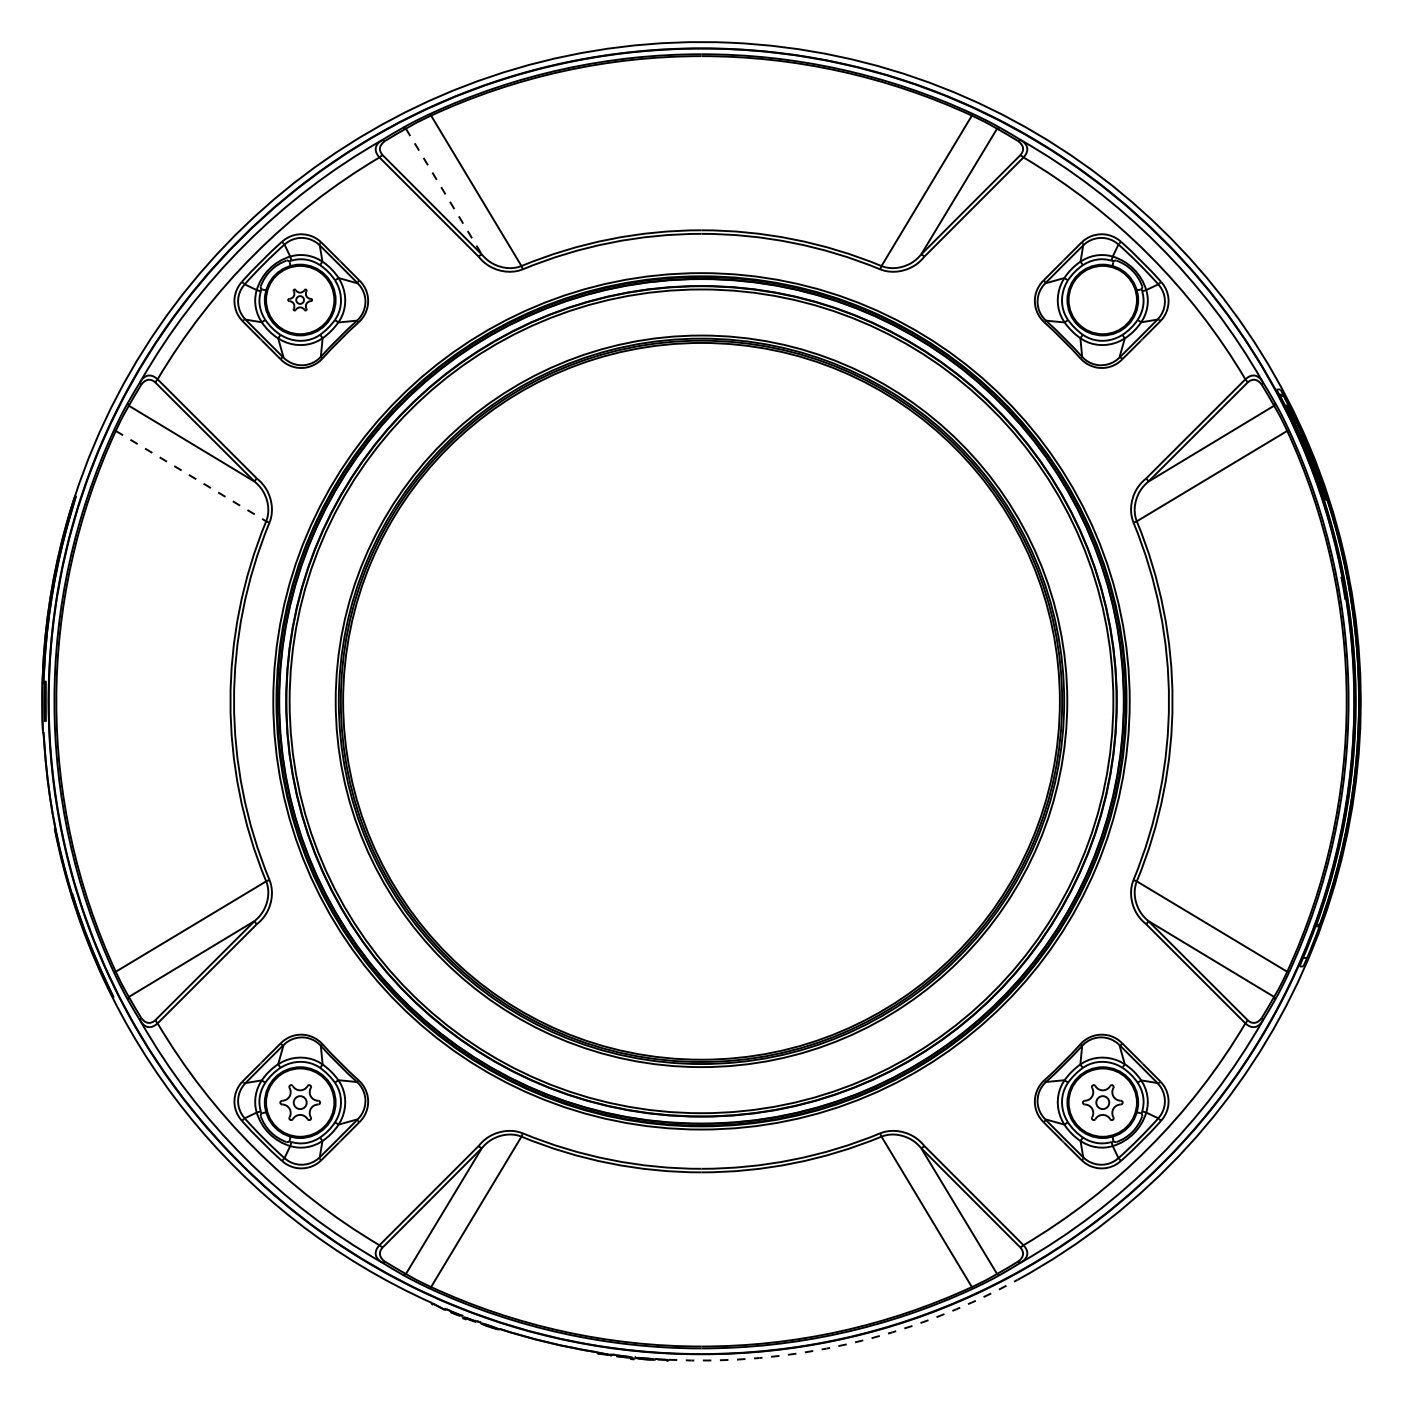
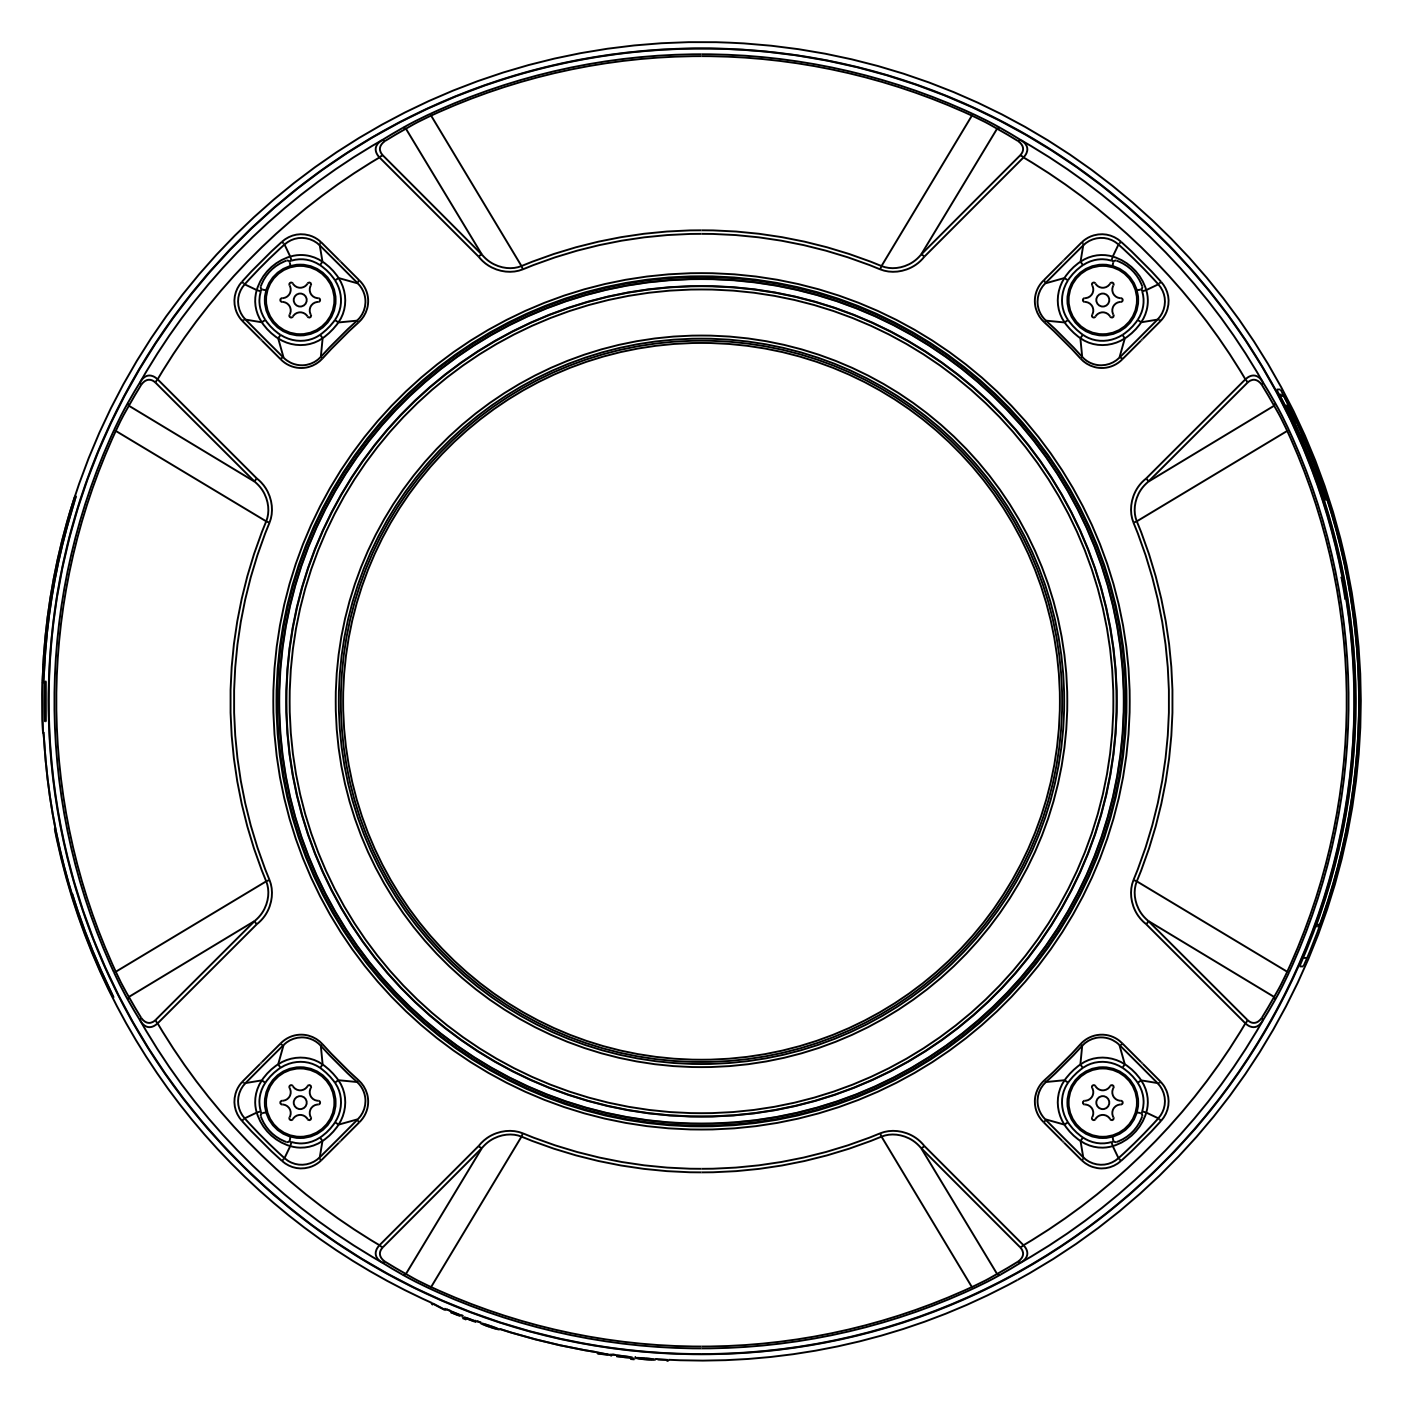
line: dashed -> solid (444, 192)
part size: 26x24 px -> 42x38 px (299, 299)
part: none -> present (1102, 299)
line: dashed -> solid (190, 476)
line: dashed -> solid (848, 1343)
